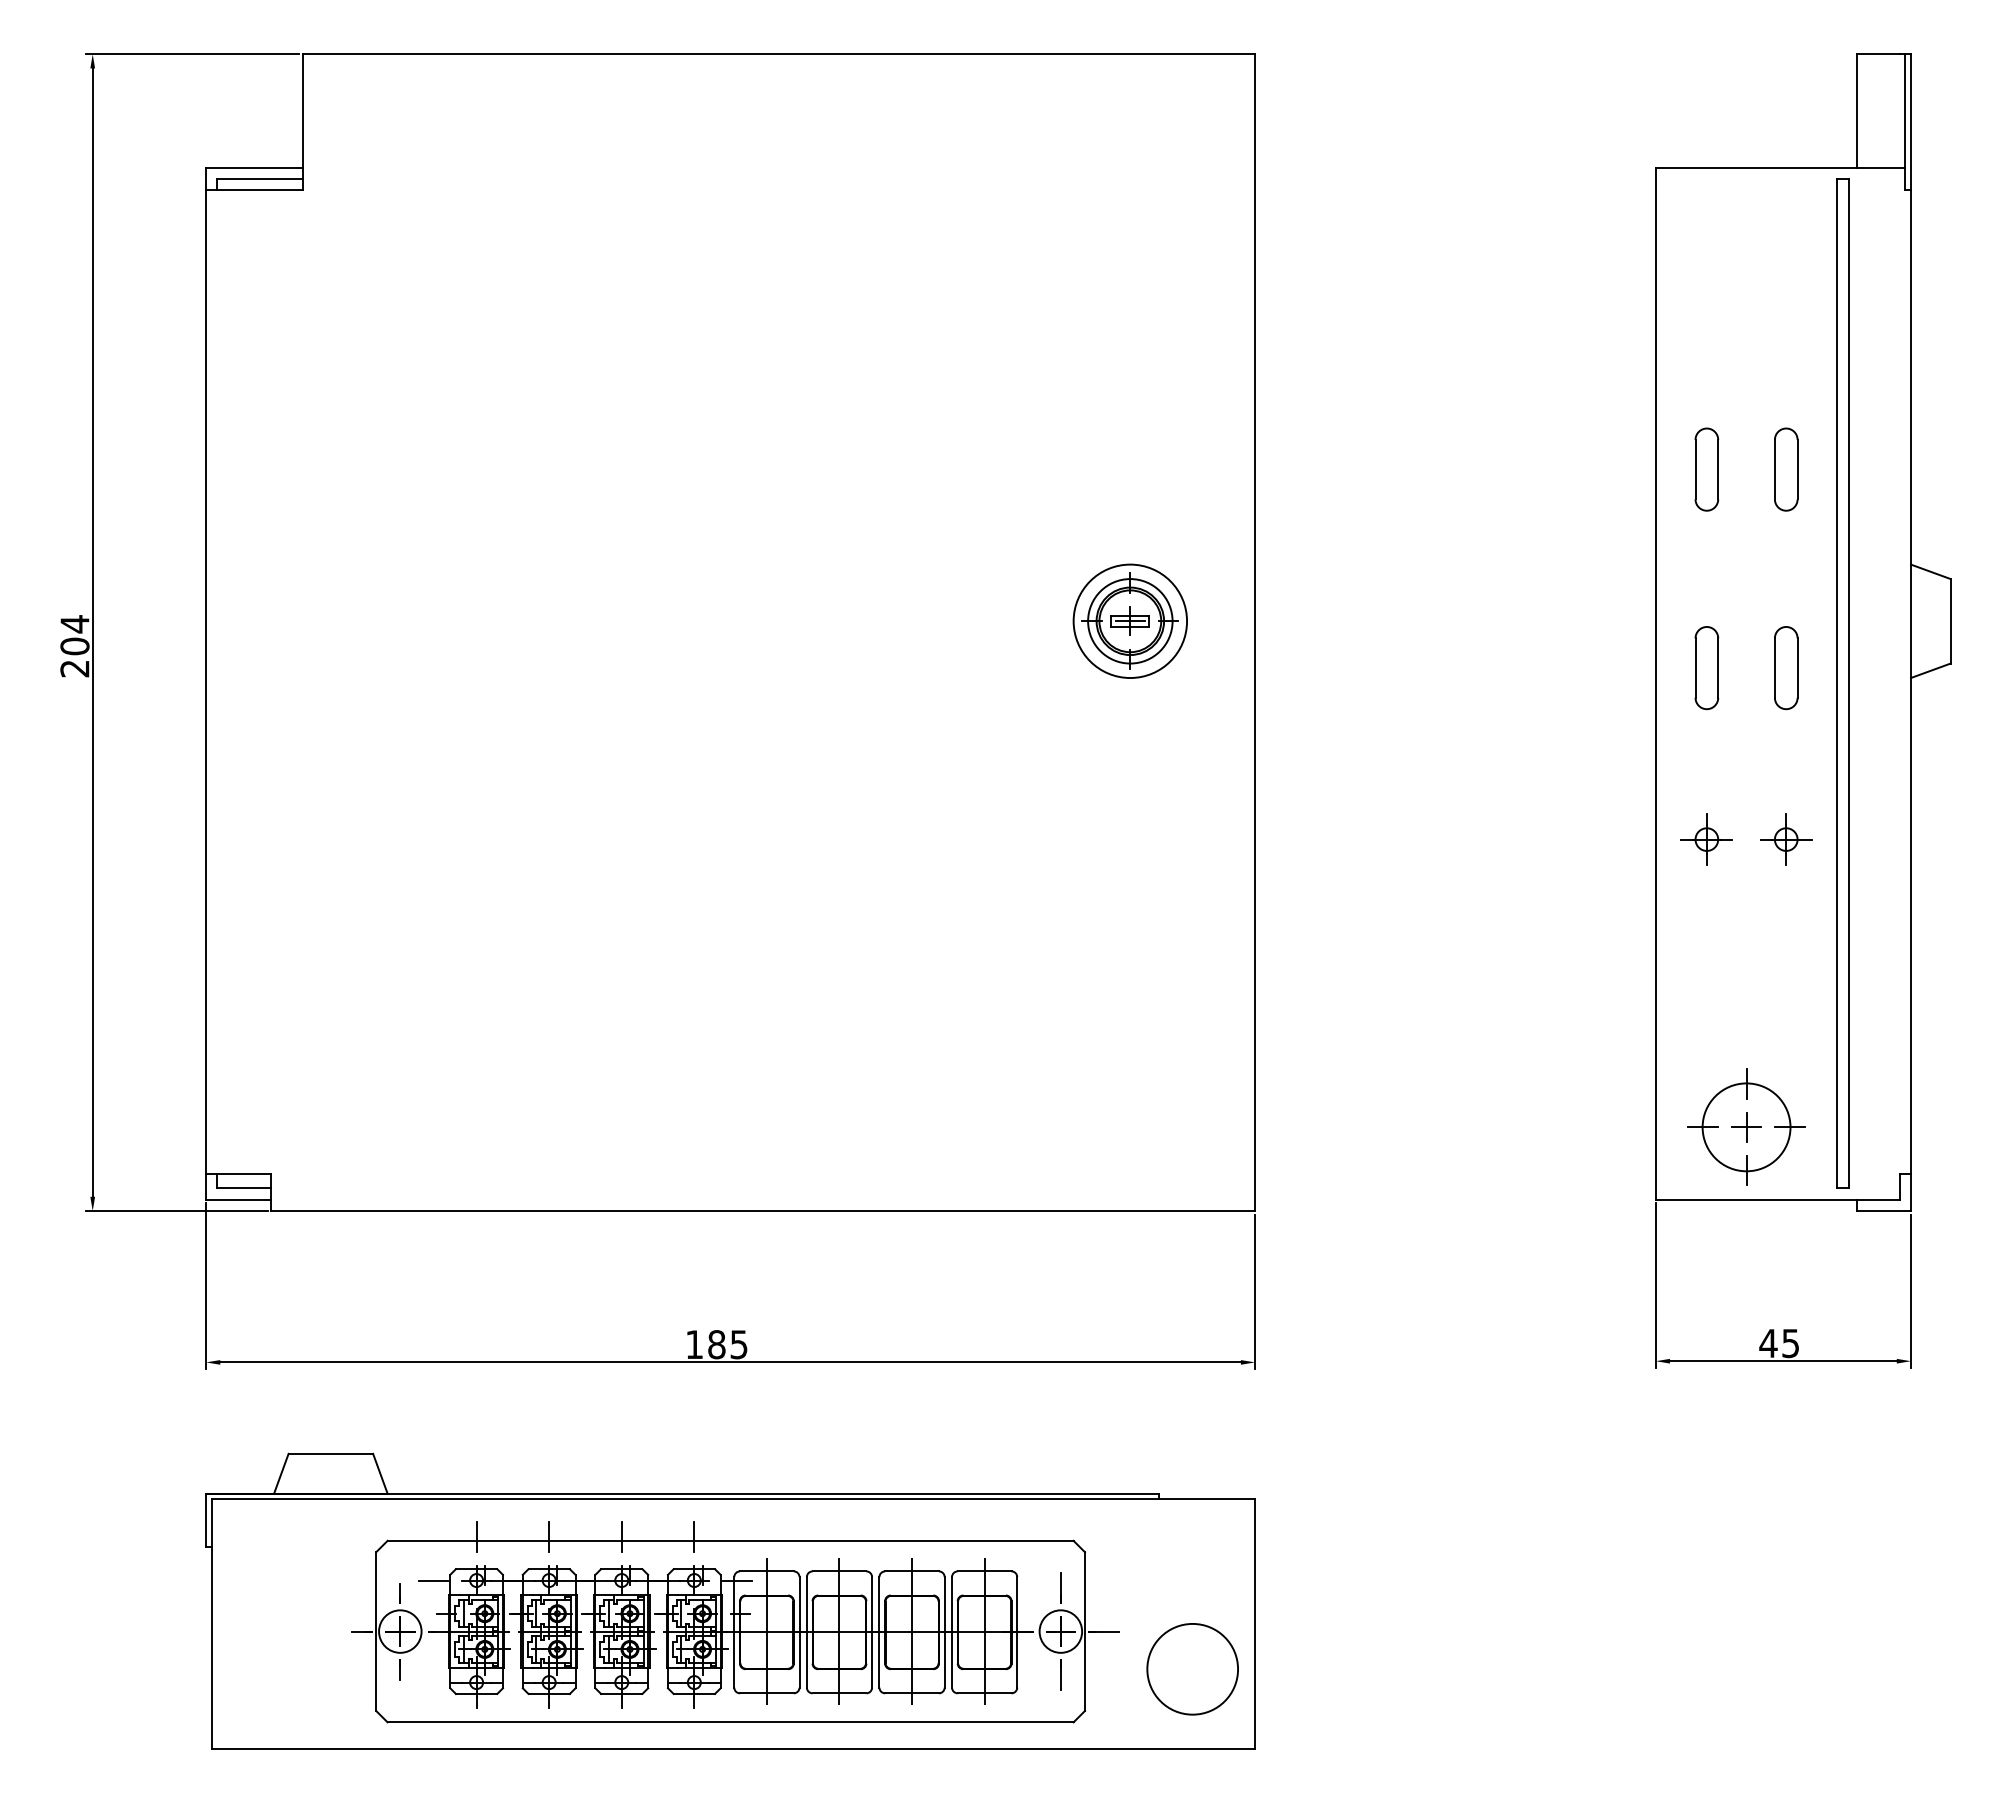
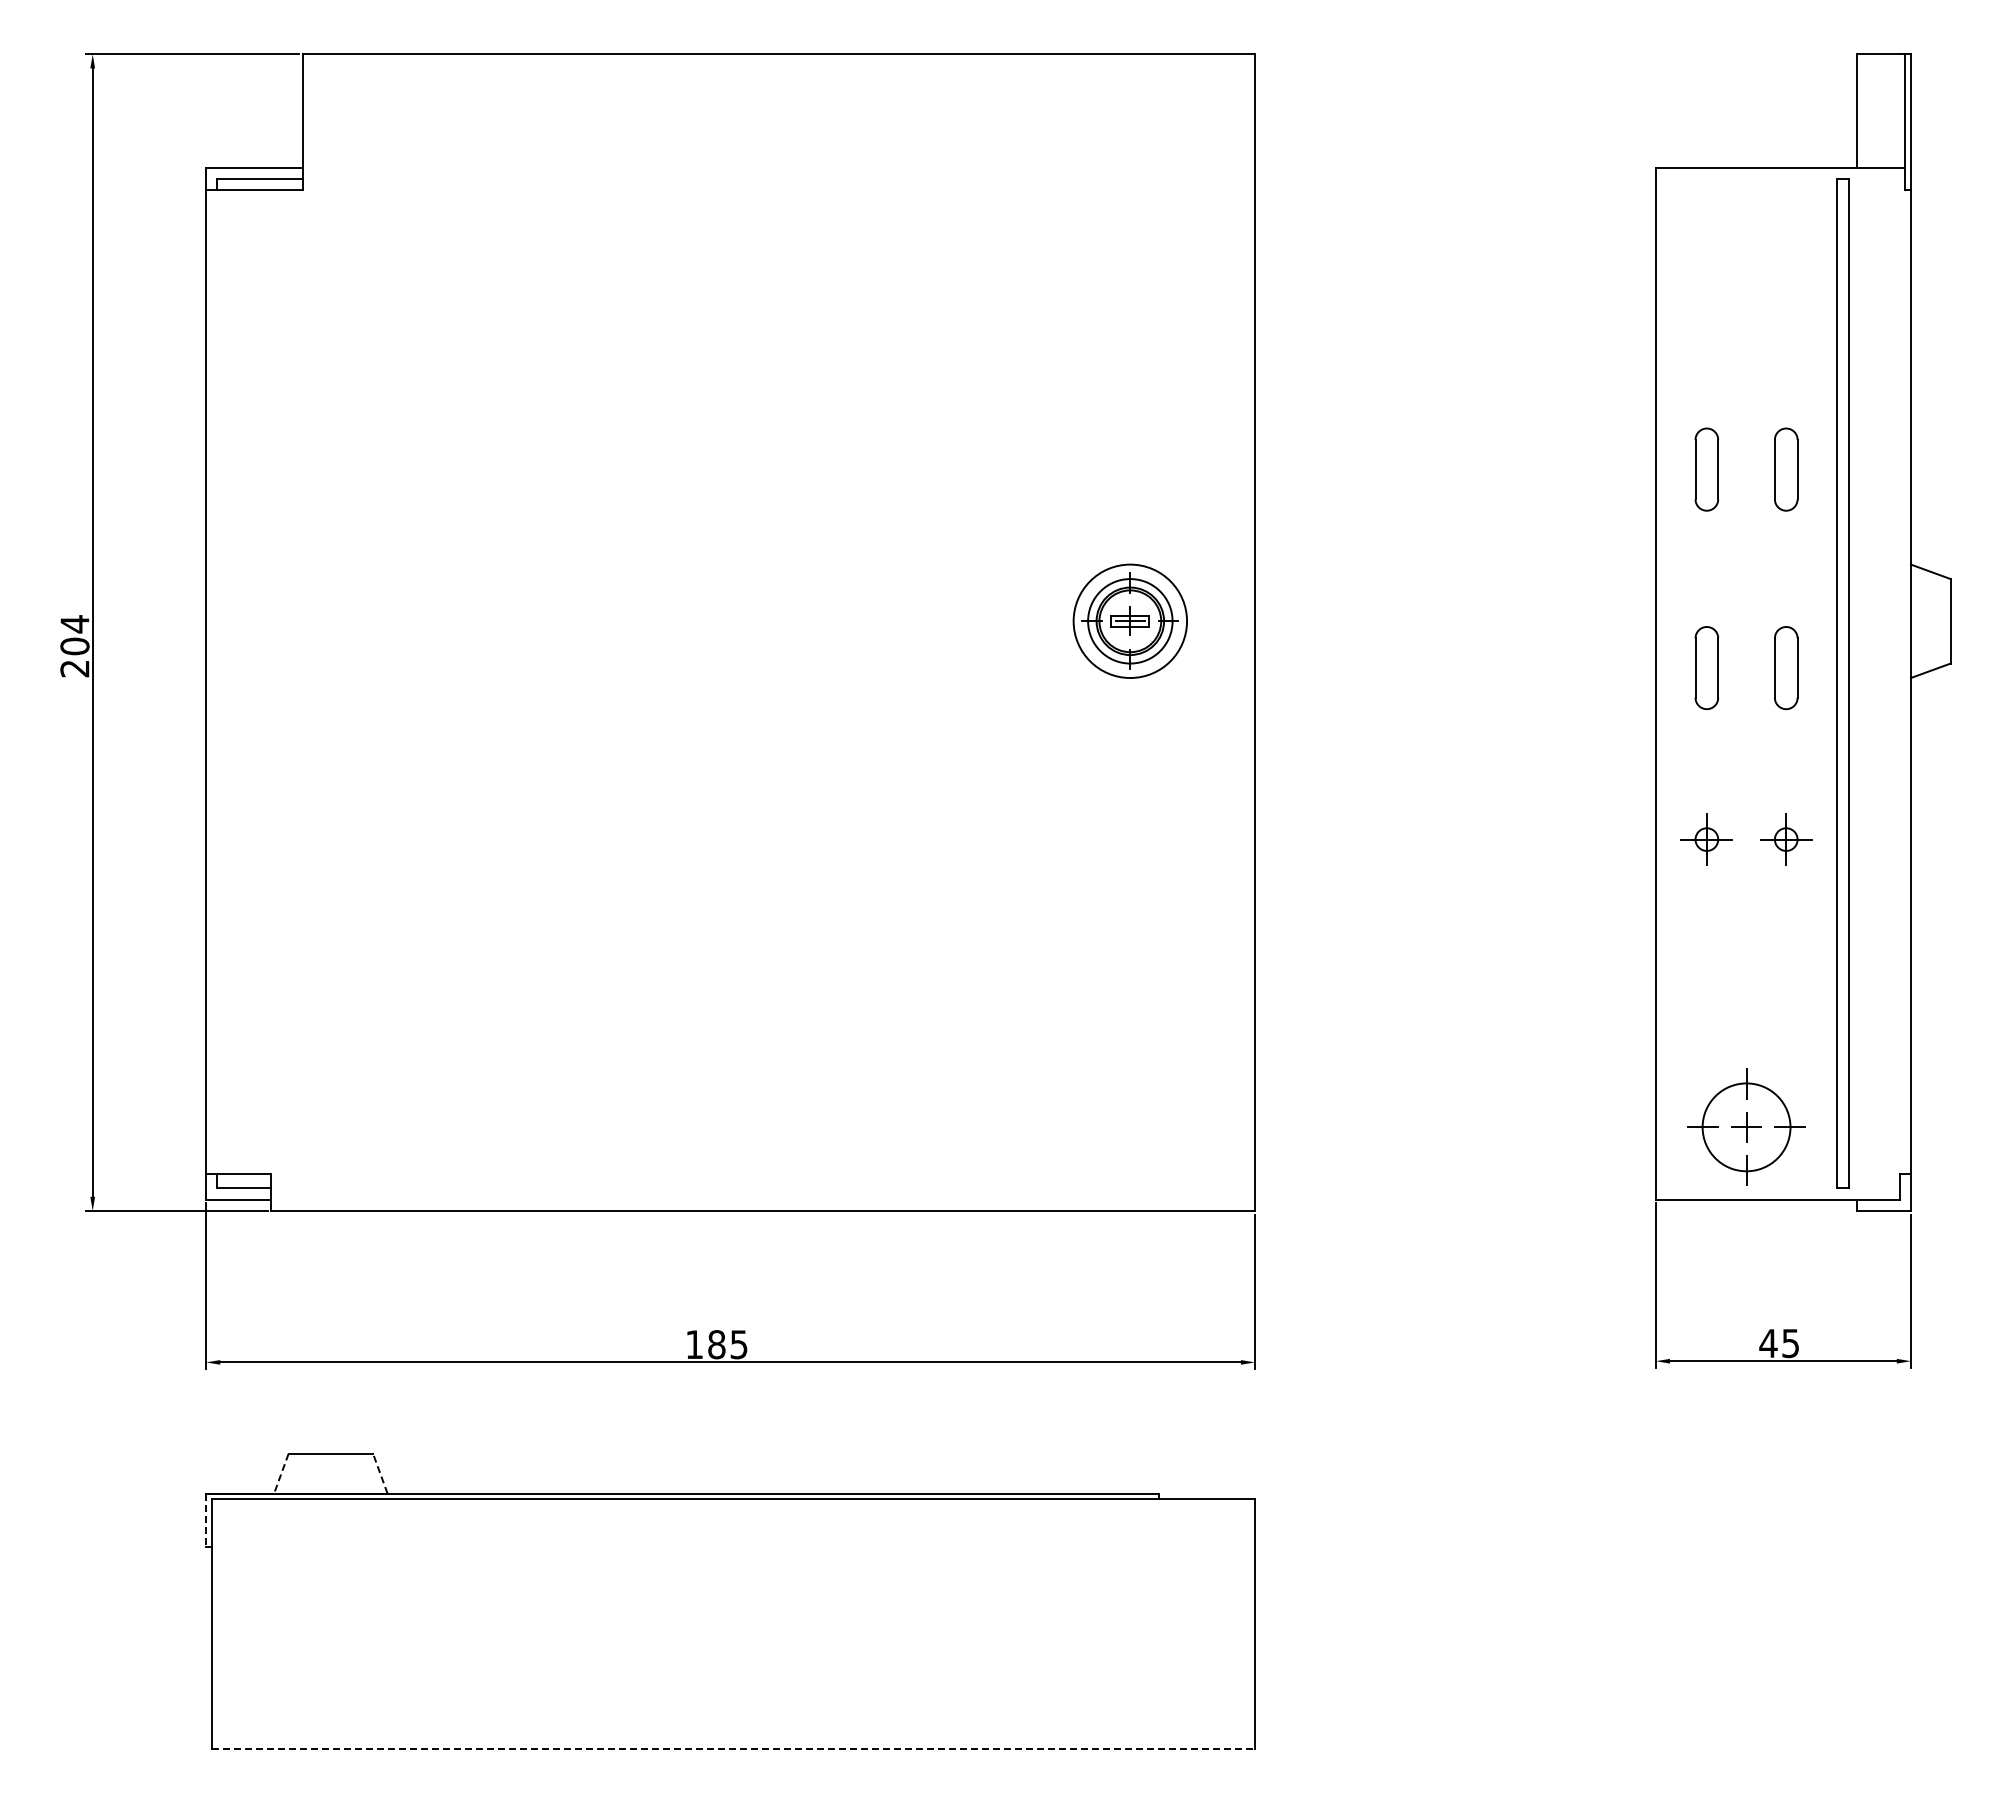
line: solid -> dashed (380, 1473)
line: solid -> dashed (281, 1474)
line: solid -> dashed (206, 1520)
part: present -> none (735, 1622)
circle: present -> none (1192, 1669)
line: solid -> dashed (733, 1748)
